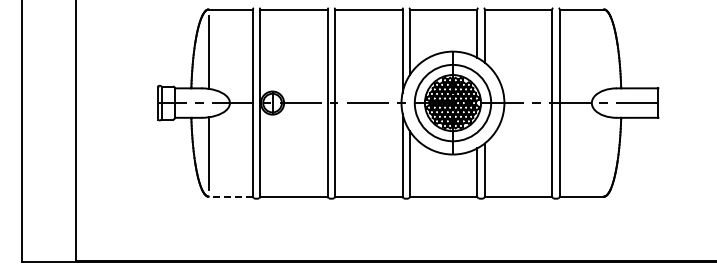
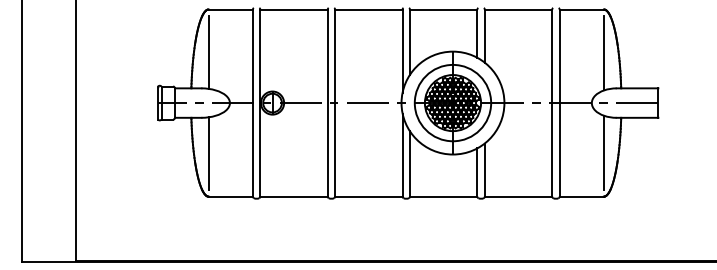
line: none -> present (603, 53)
line: none -> present (603, 152)
line: dashed -> solid (230, 196)
